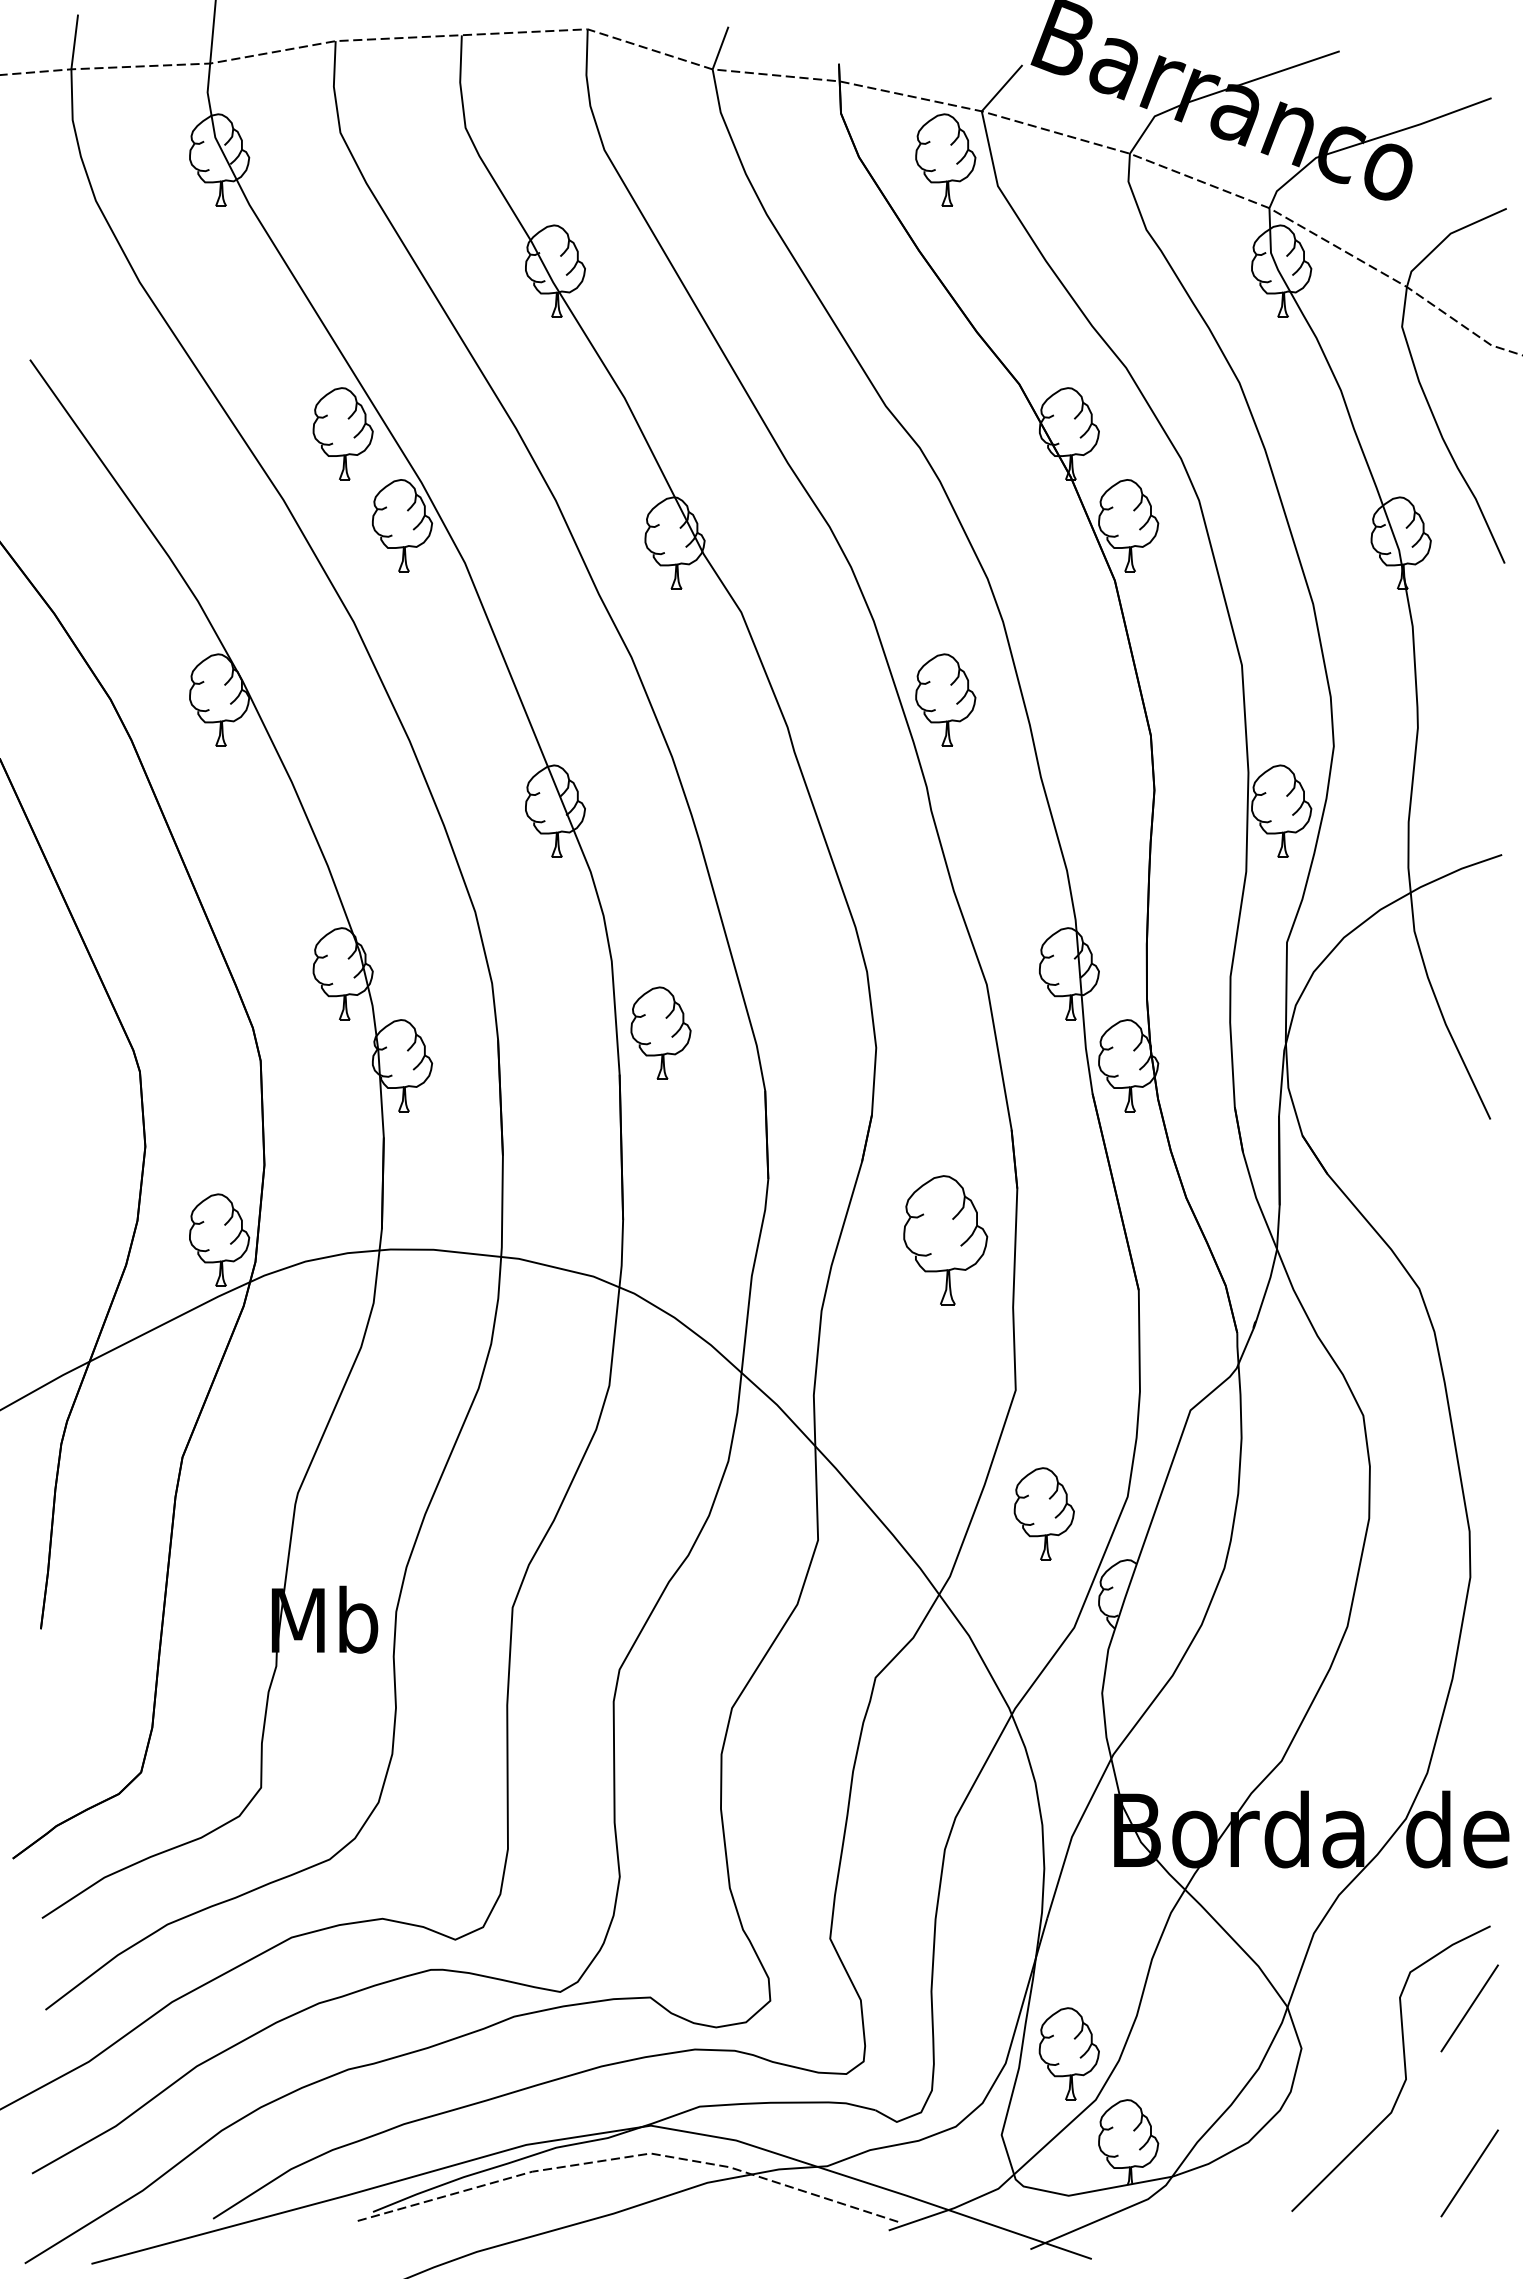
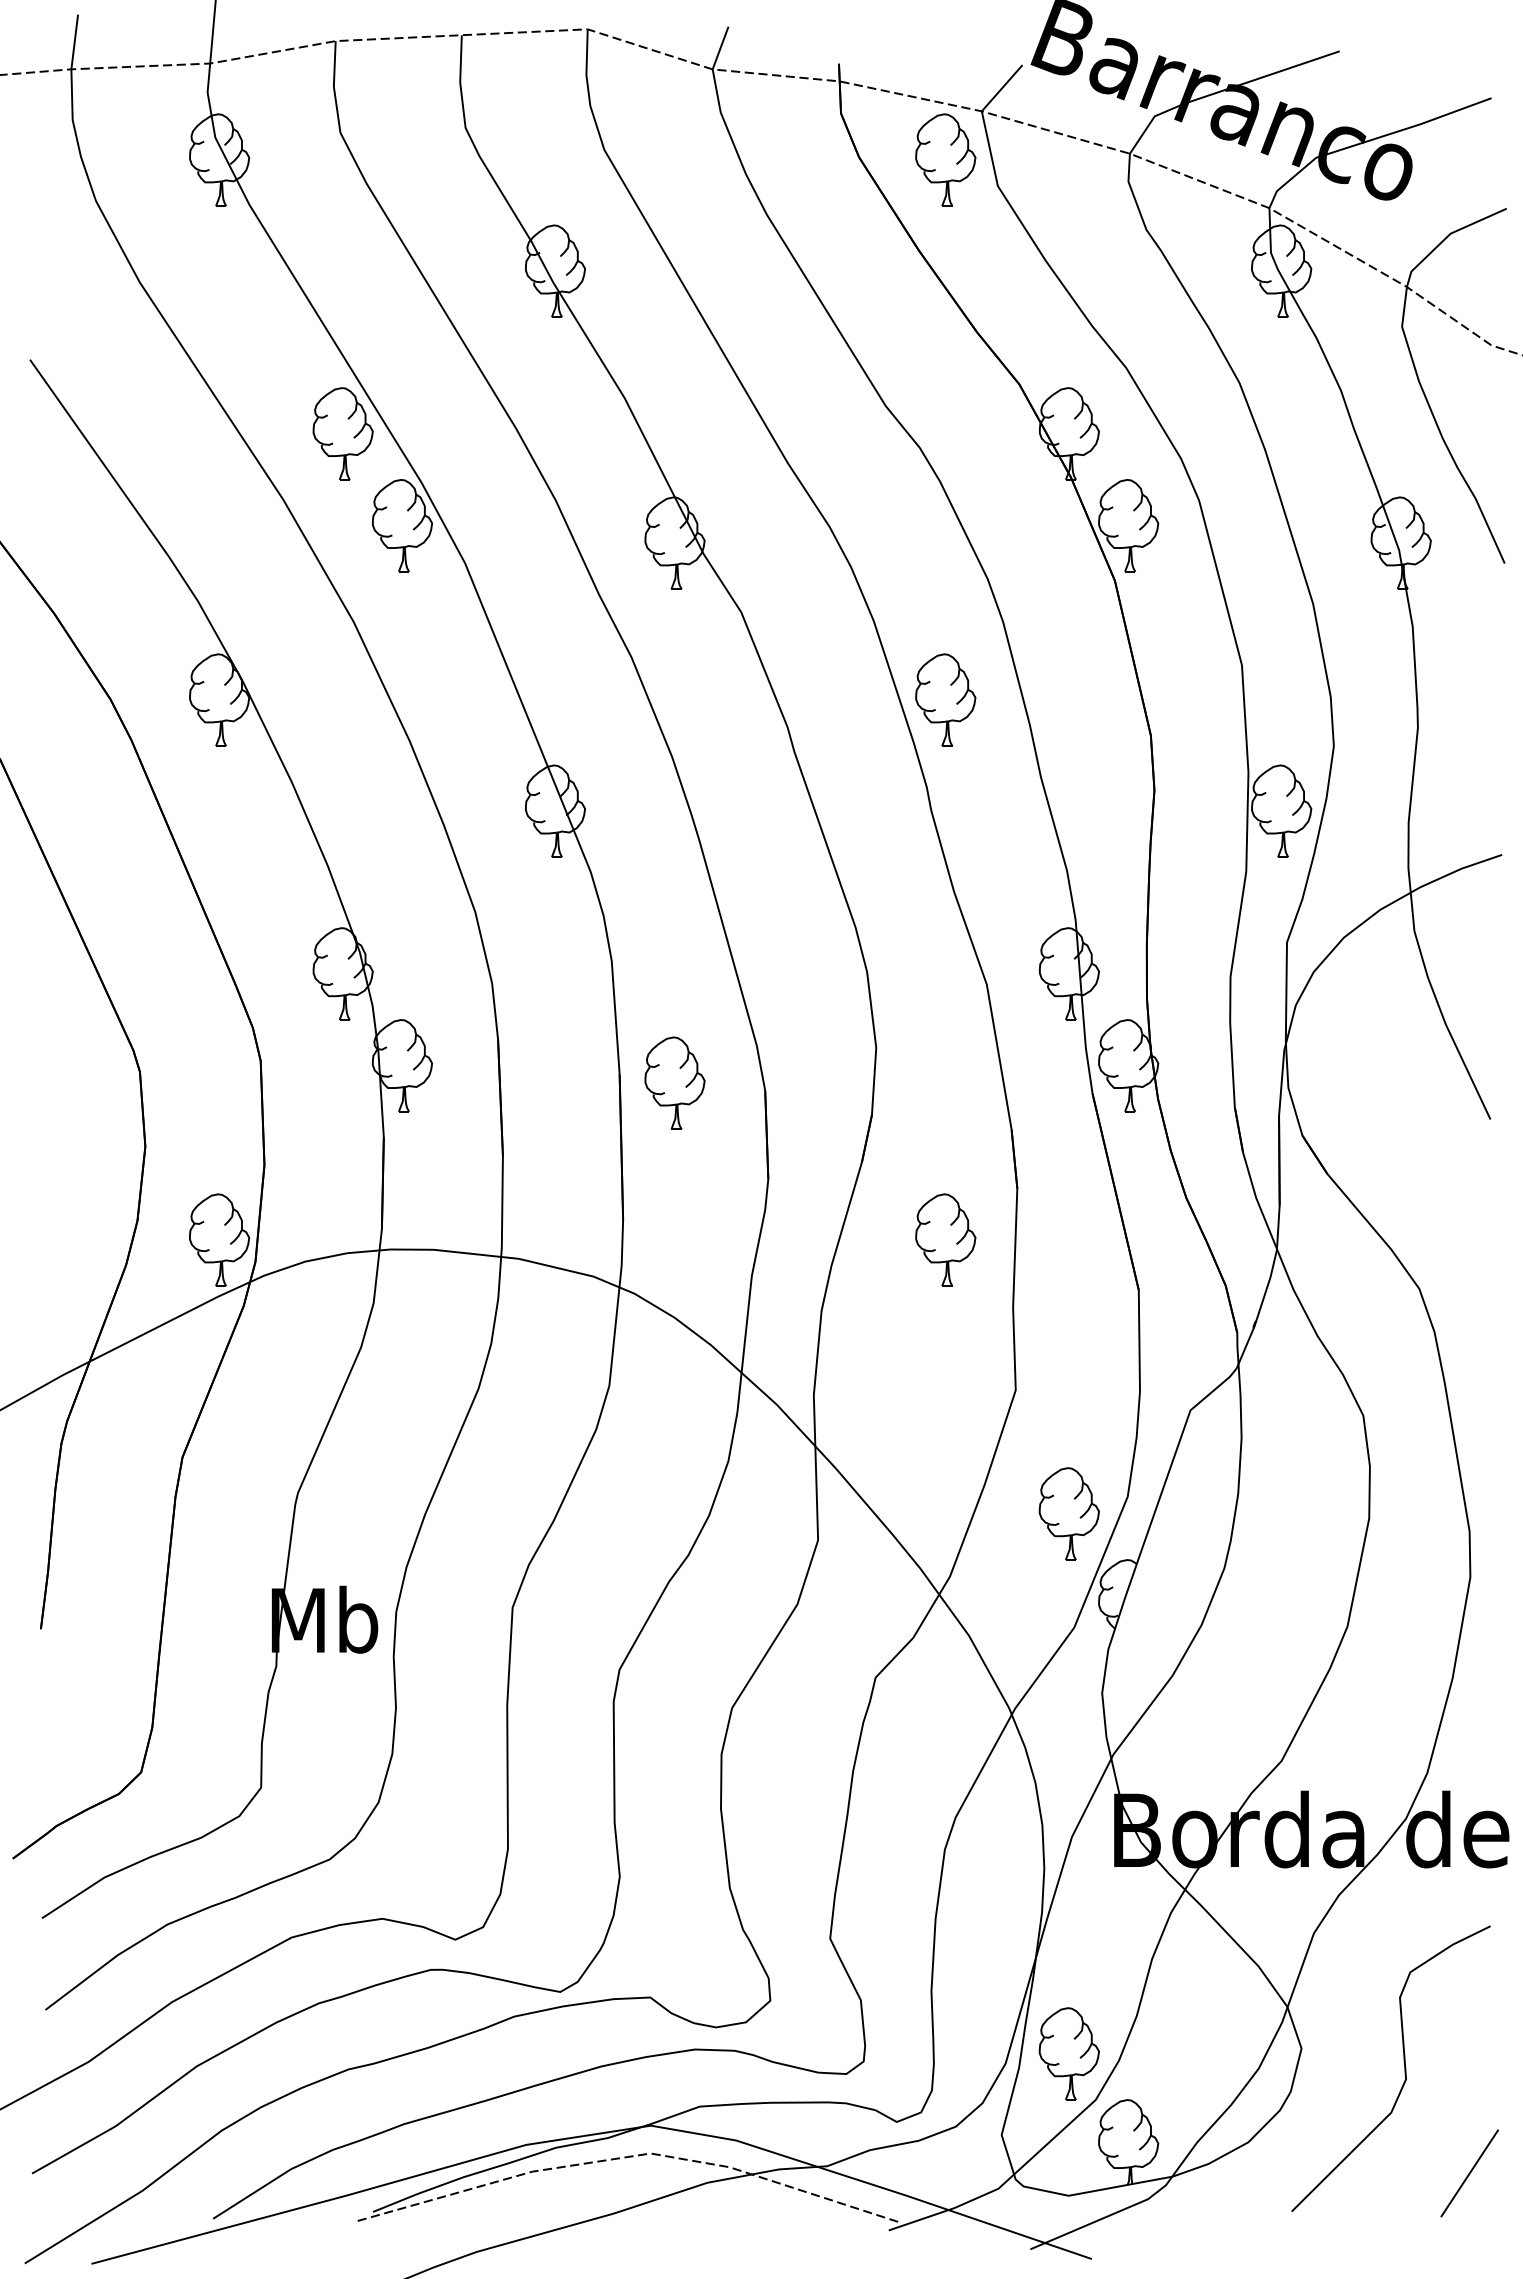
part position: (660, 1032) -> (674, 1082) (674, 1082)
part size: 86x131 px -> 62x94 px (945, 1239)
part position: (1043, 1513) -> (1068, 1513) (1068, 1513)
line: present -> none (1469, 2008)
